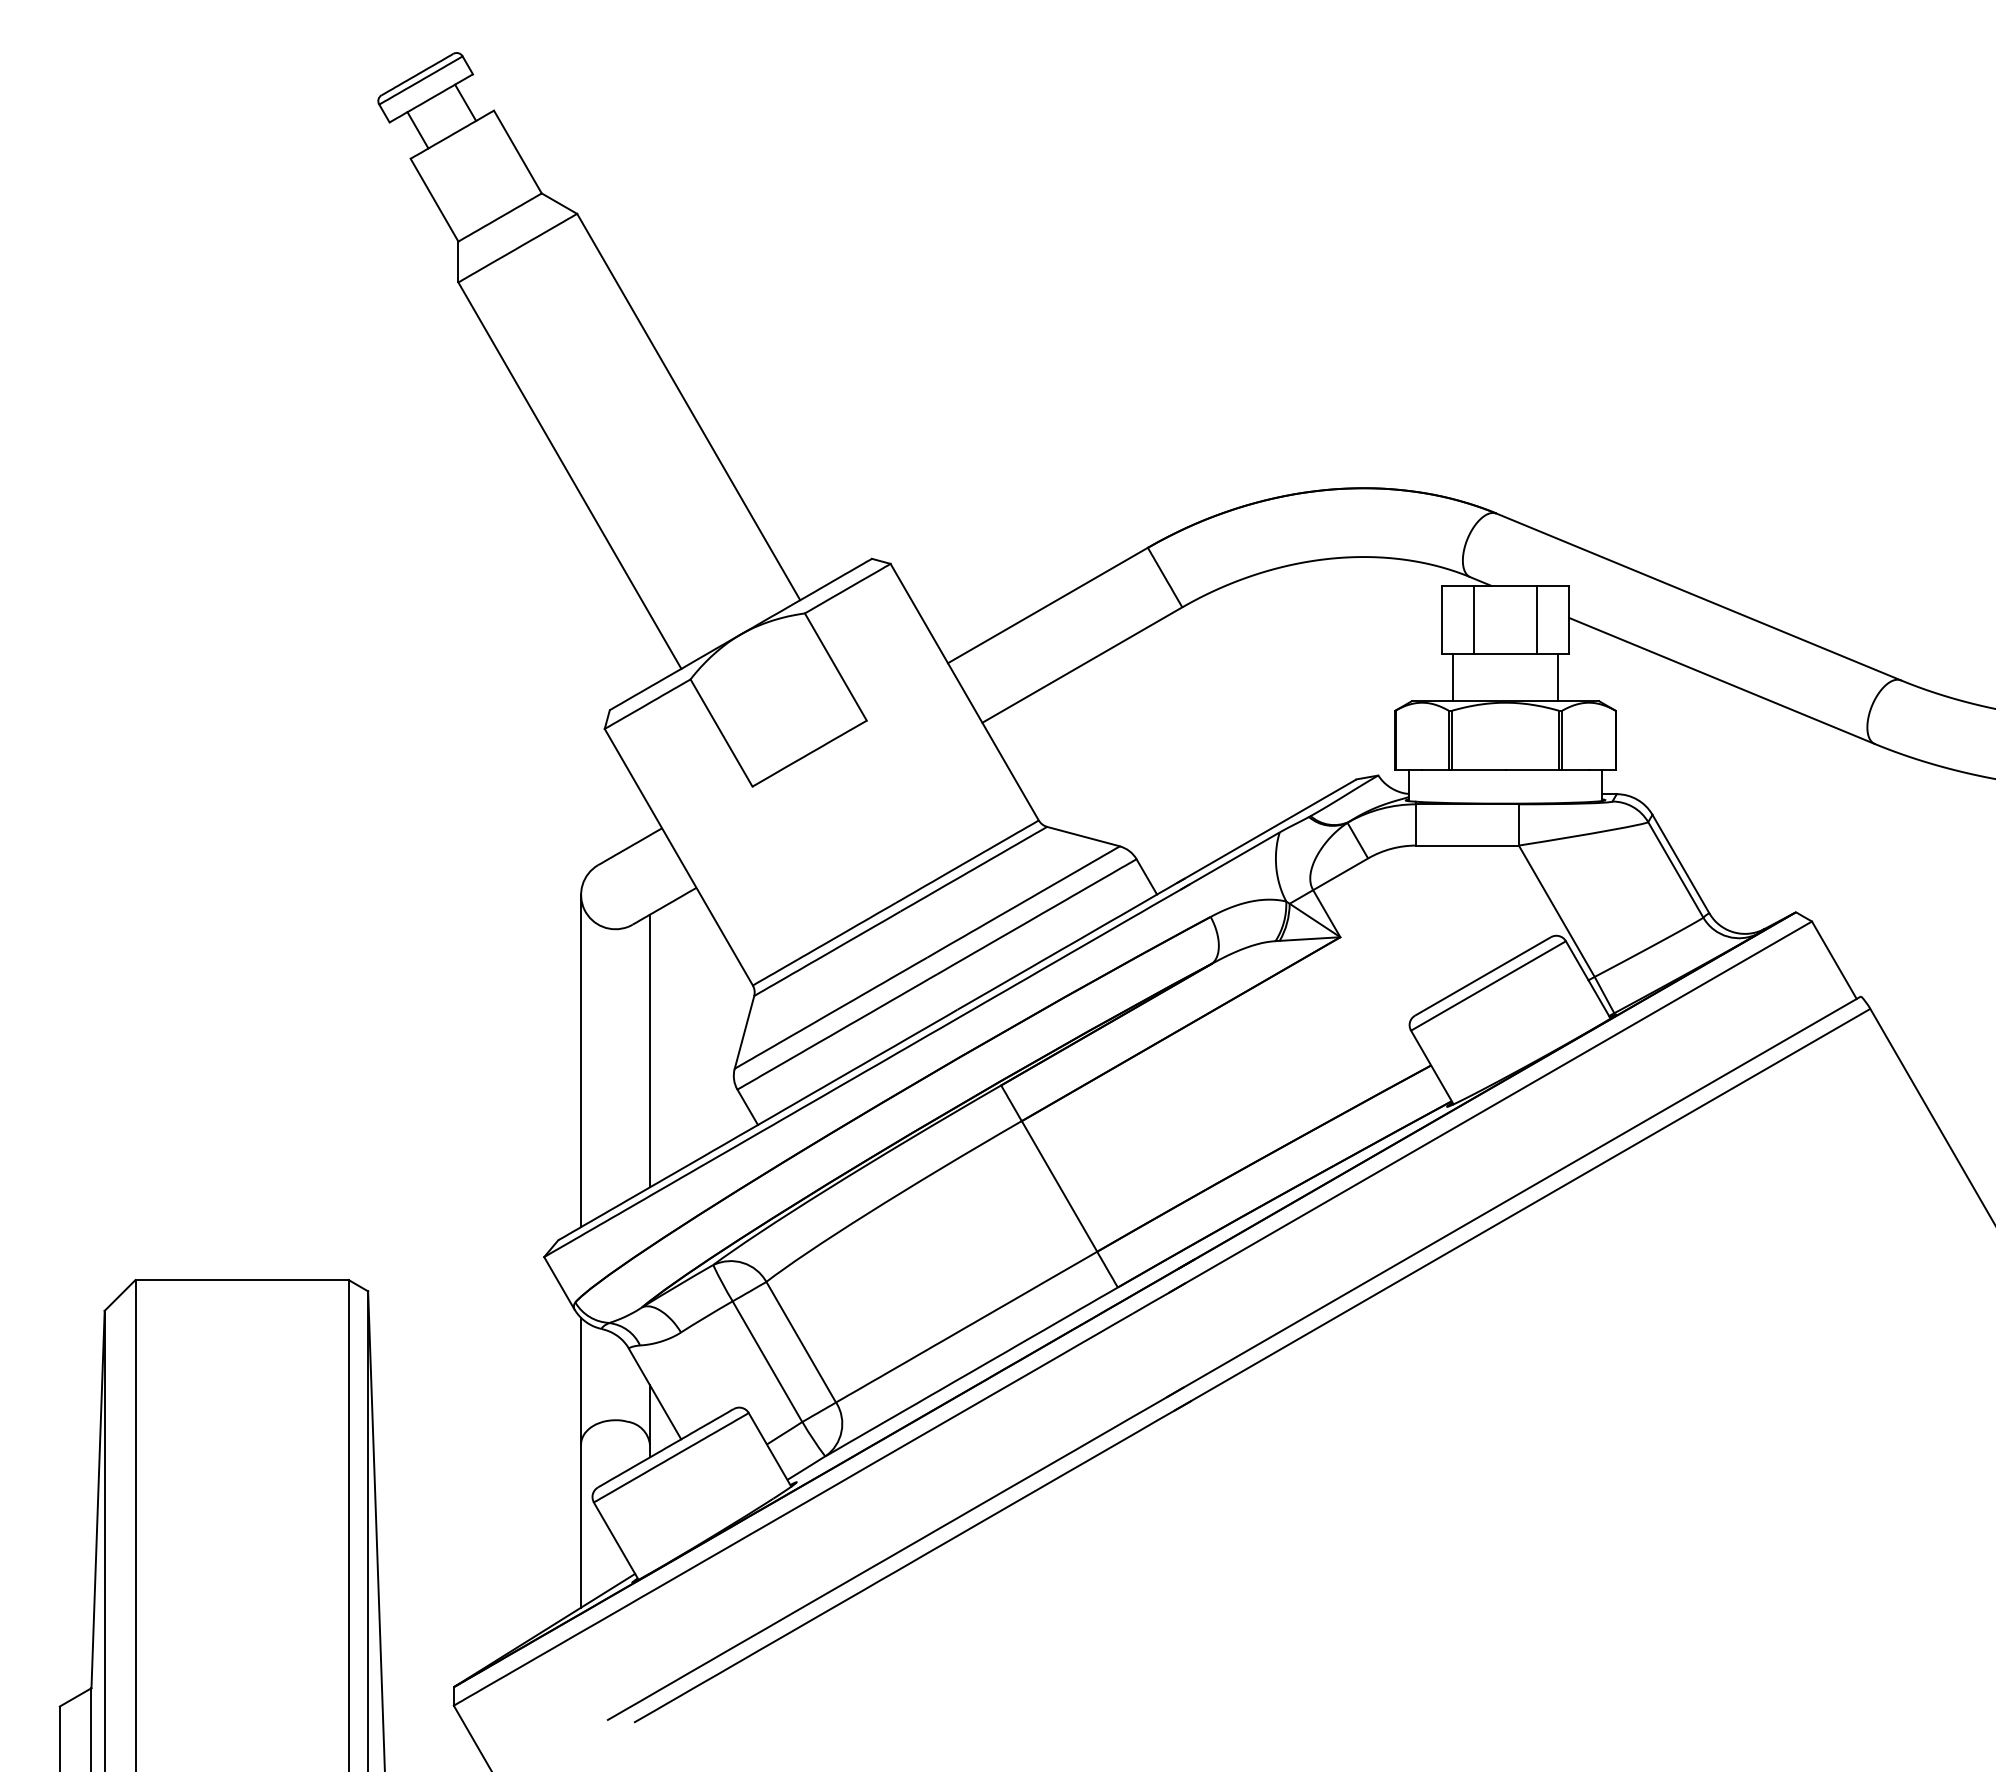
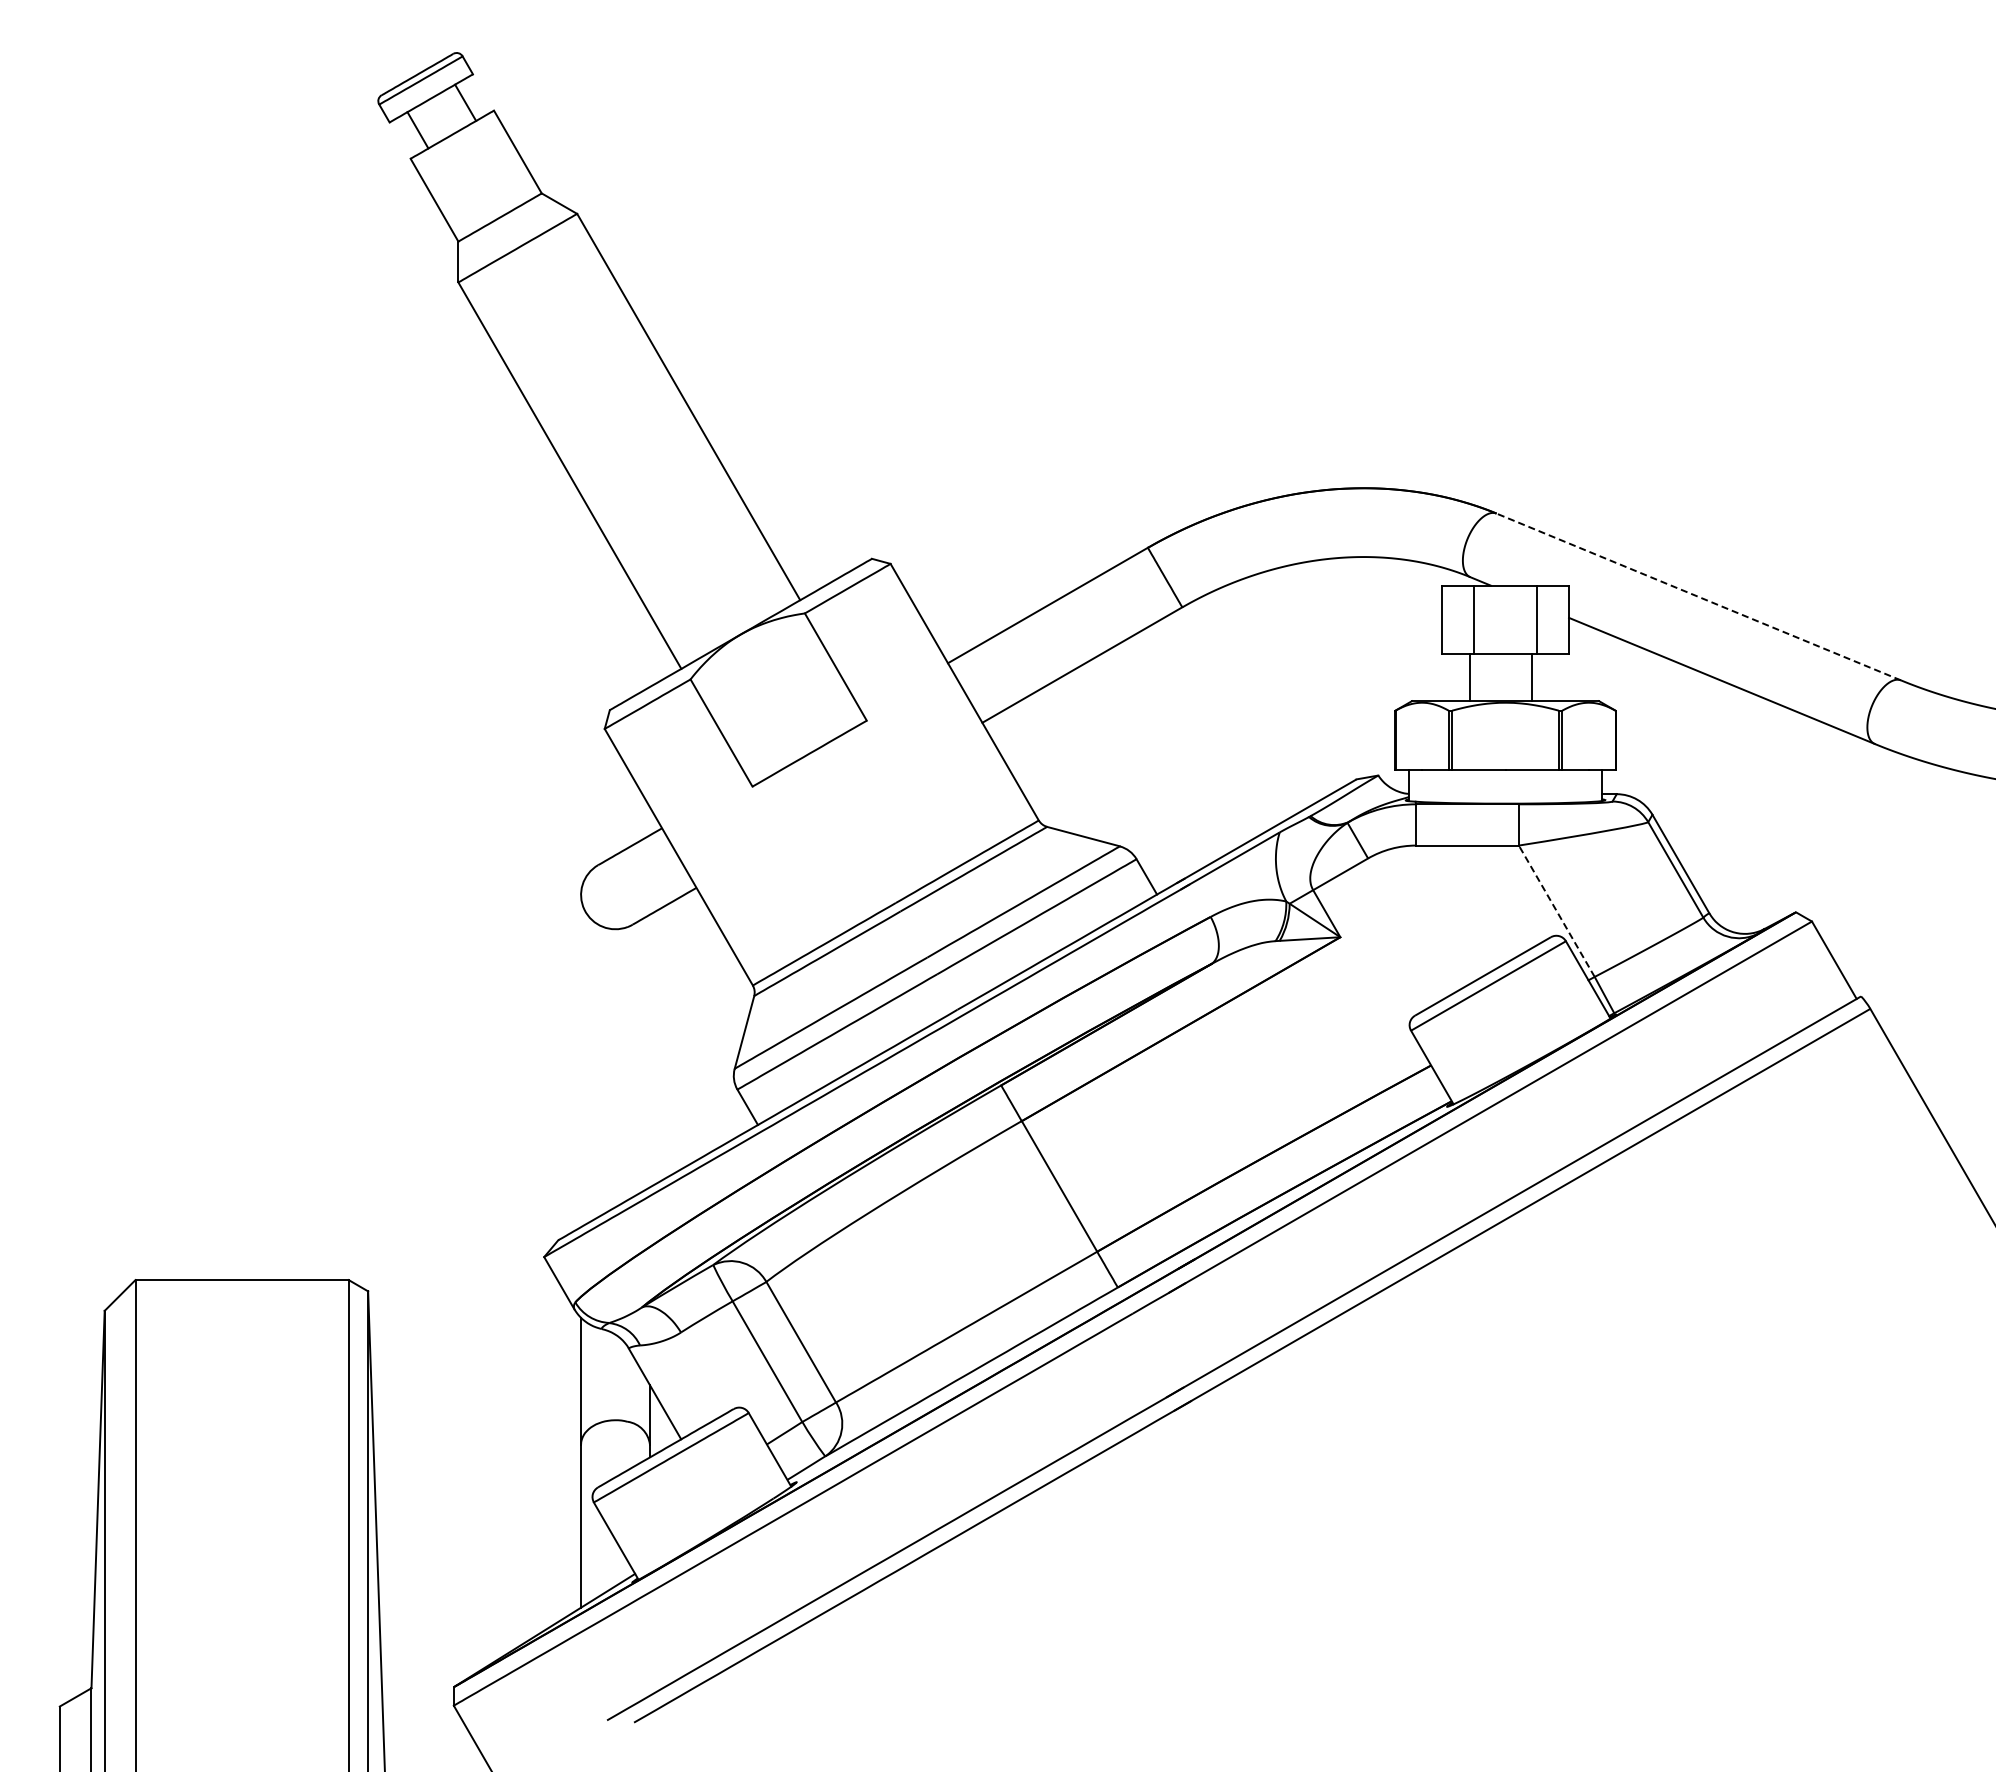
line: solid -> dashed (1698, 596)
line position: (1452, 677) -> (1469, 677) (1469, 677)
line position: (1558, 677) -> (1532, 677) (1532, 677)
line: solid -> dashed (1556, 911)
line: present -> none (649, 1050)
line: present -> none (581, 1060)
